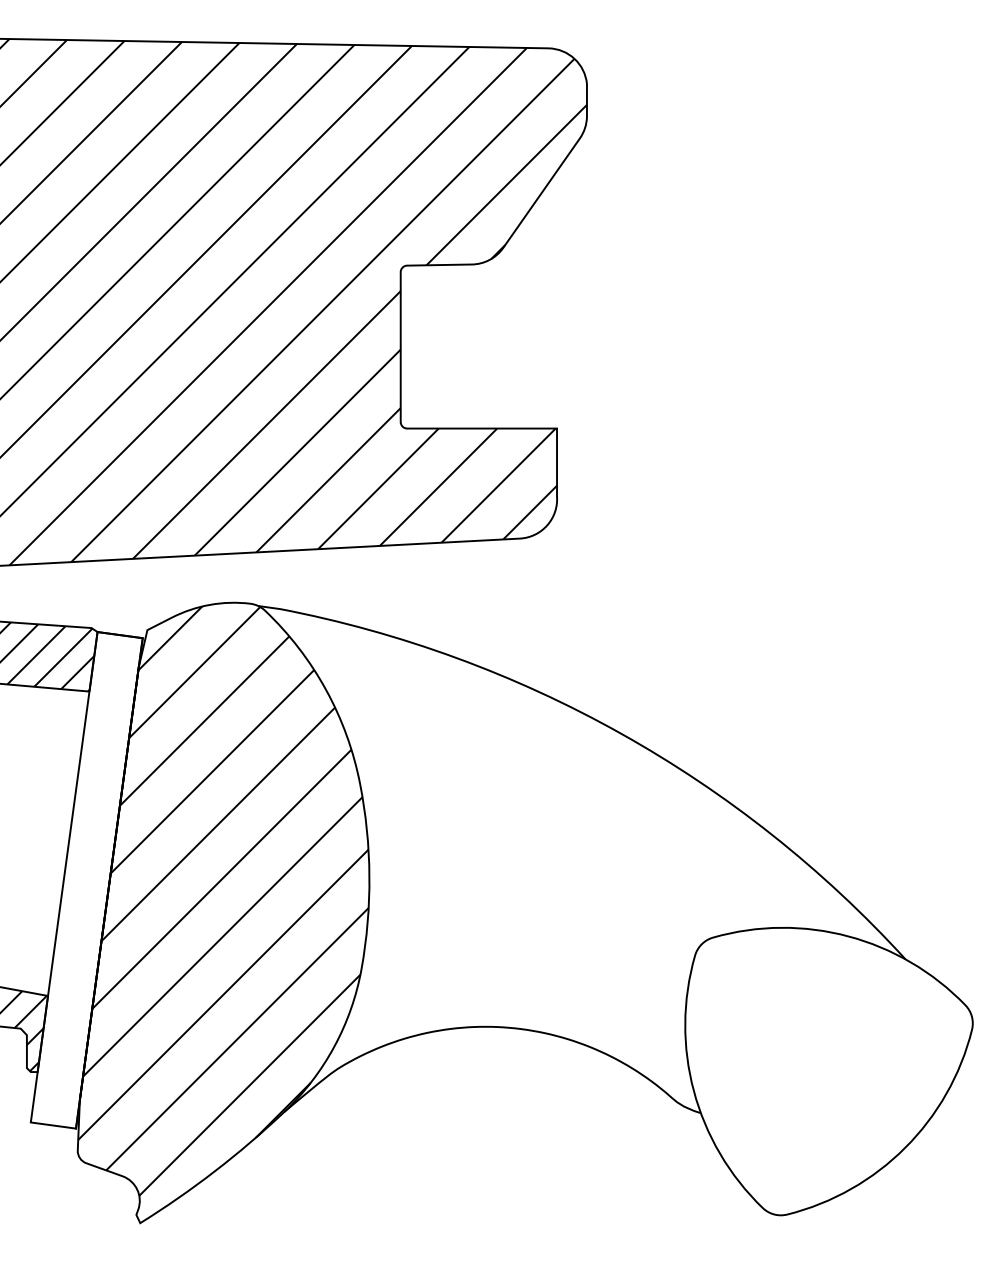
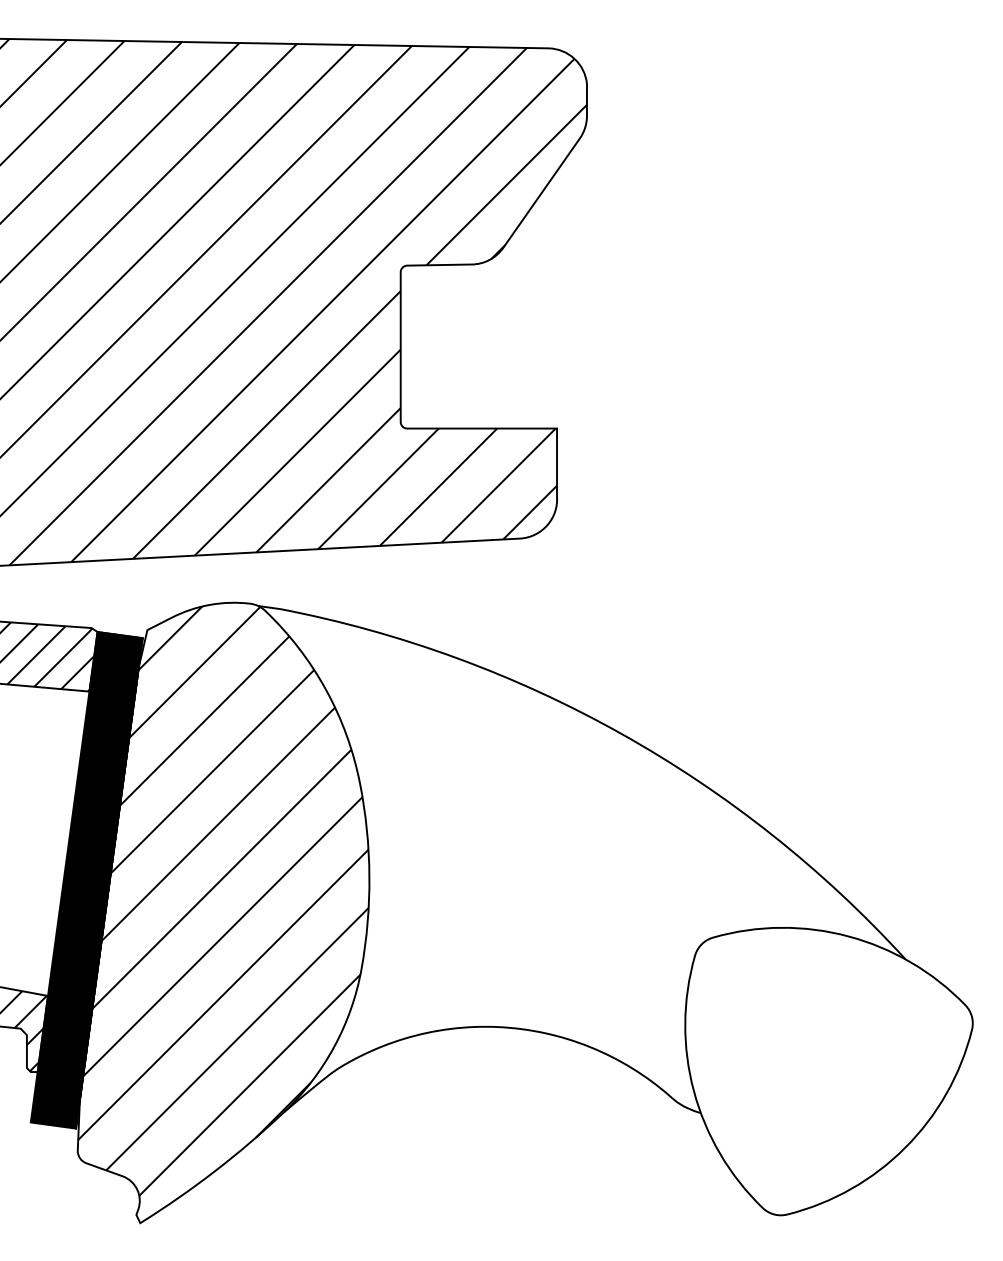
fill: none -> present (86, 880)
